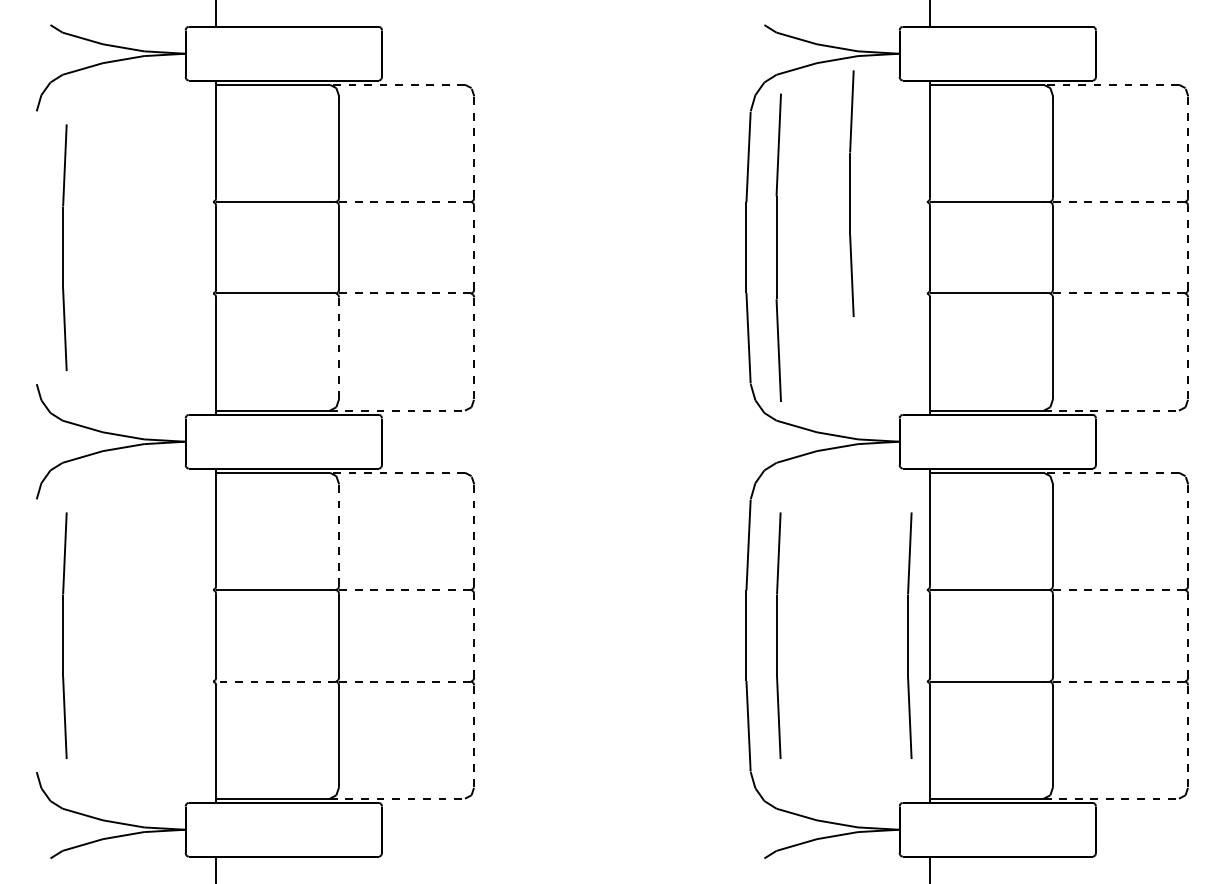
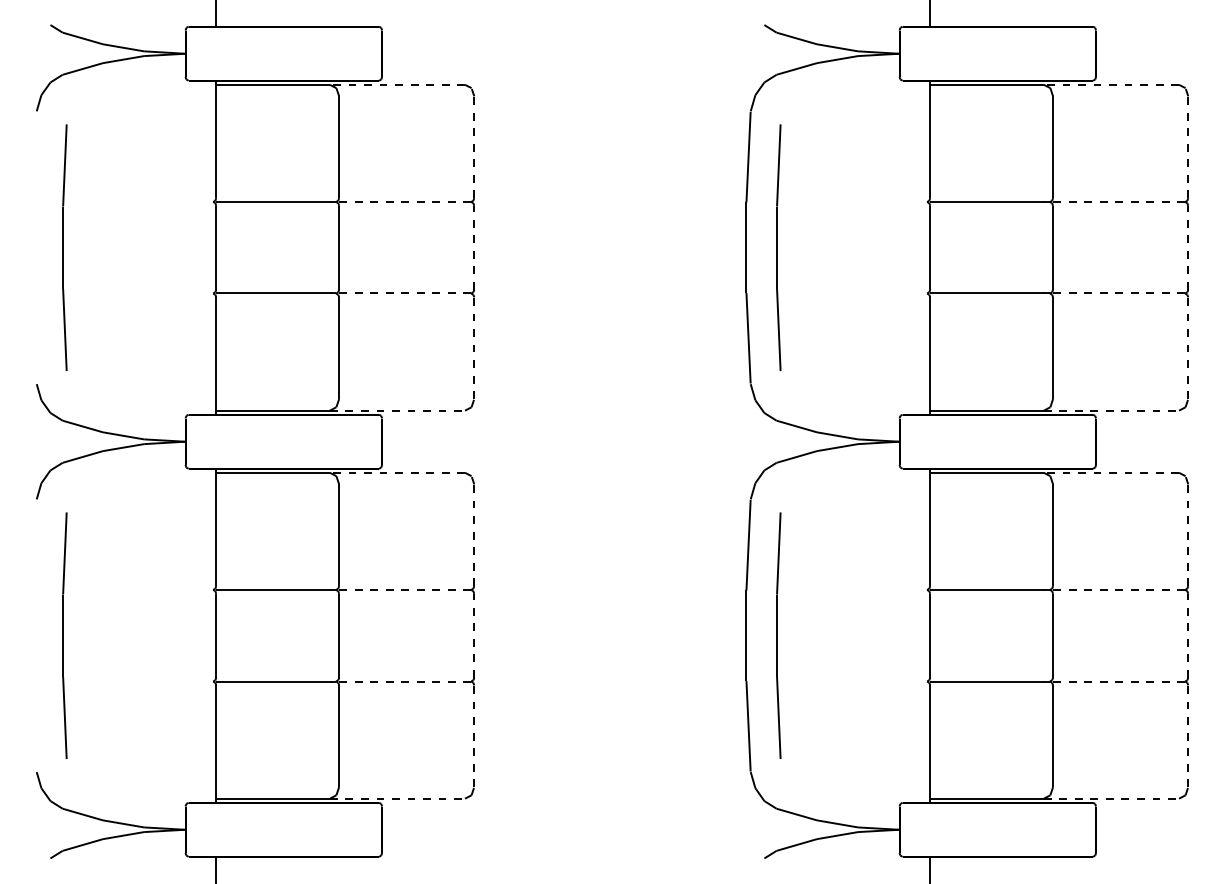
part: present -> none (851, 193)
part size: 7x309 px -> 6x247 px (778, 247)
line: dashed -> solid (339, 348)
line: dashed -> solid (339, 535)
part: present -> none (909, 635)
line: dashed -> solid (276, 681)
